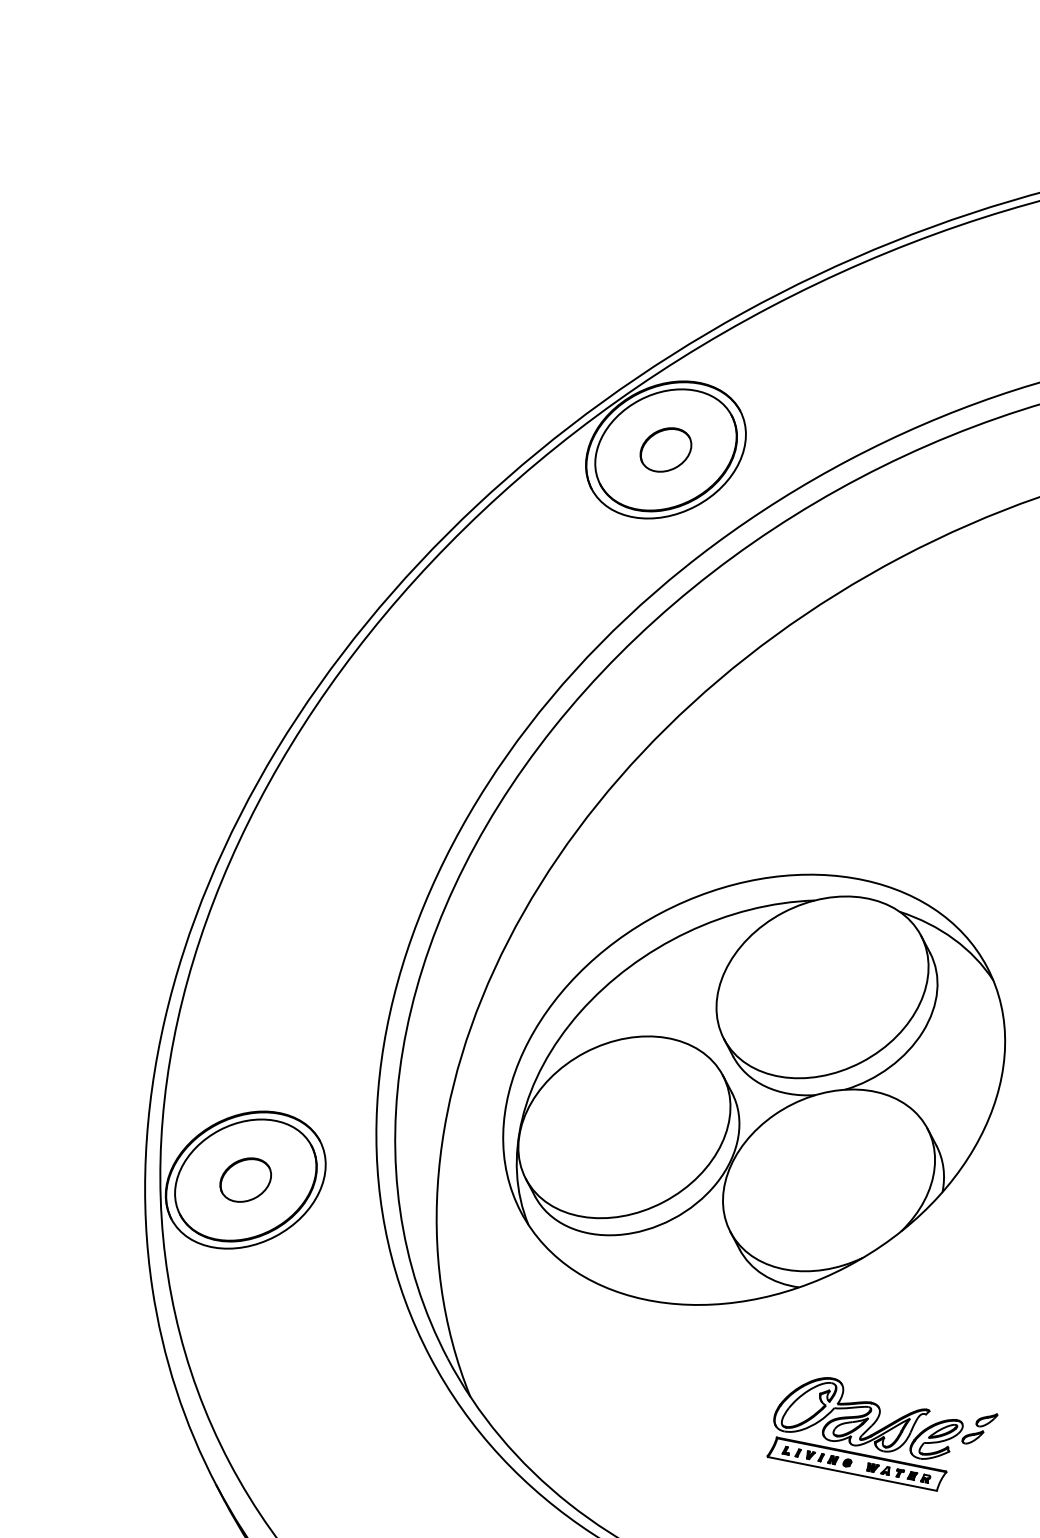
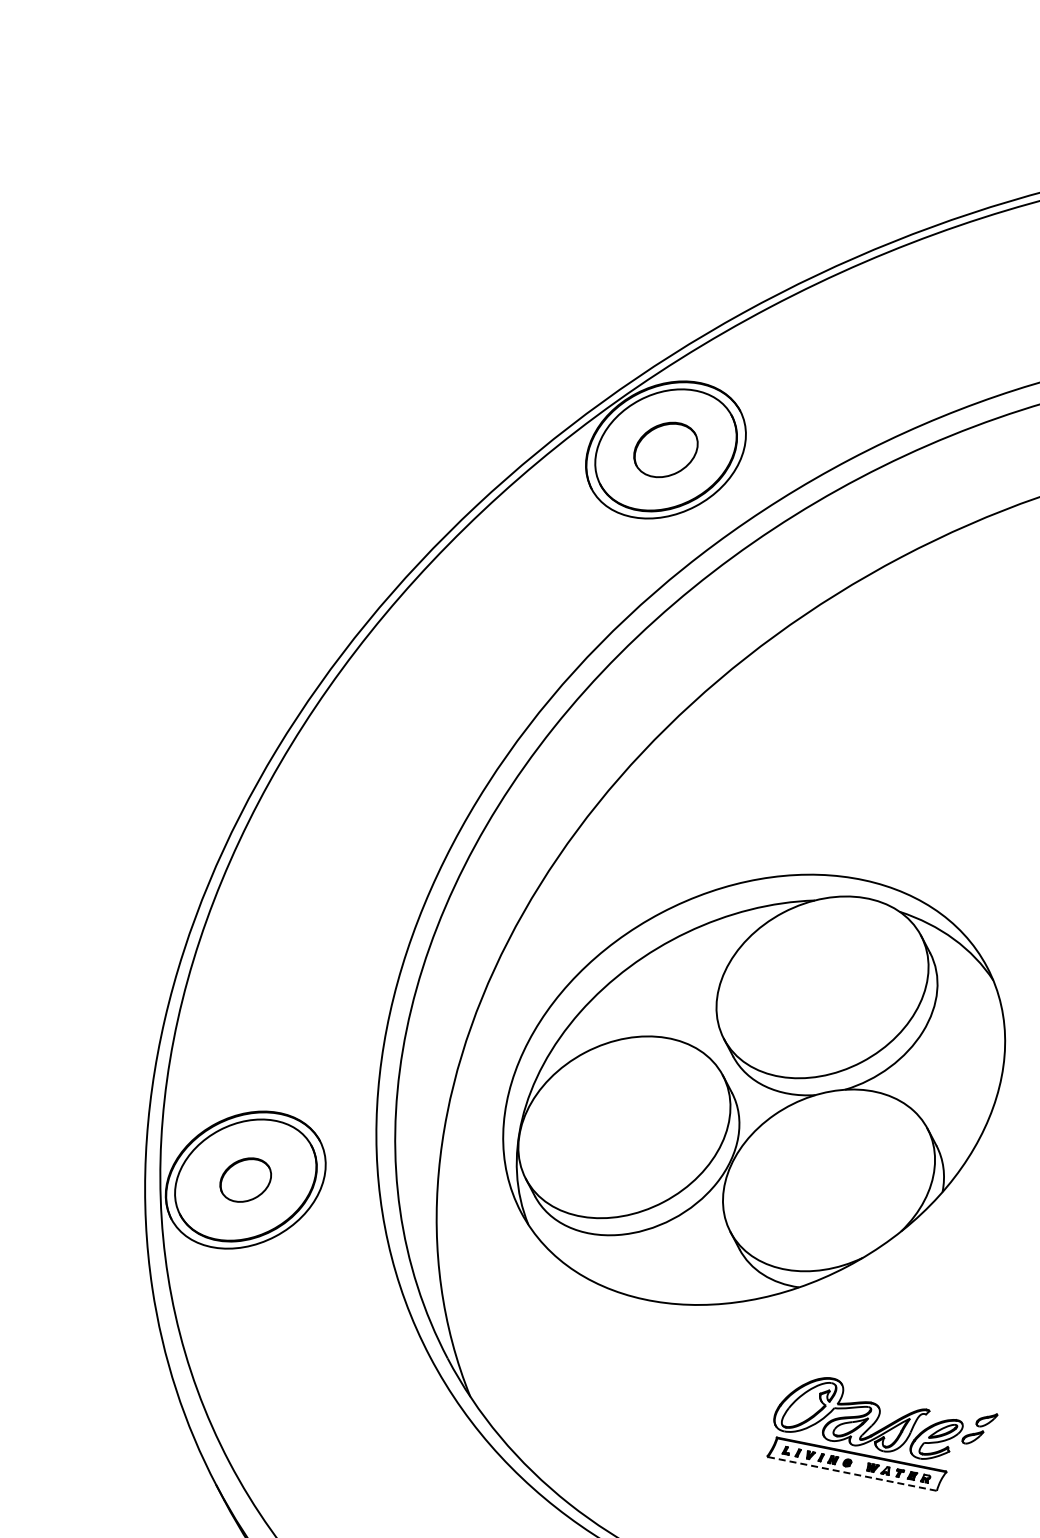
part size: 54x46 px -> 66x58 px (665, 449)
line: solid -> dashed (852, 1474)
